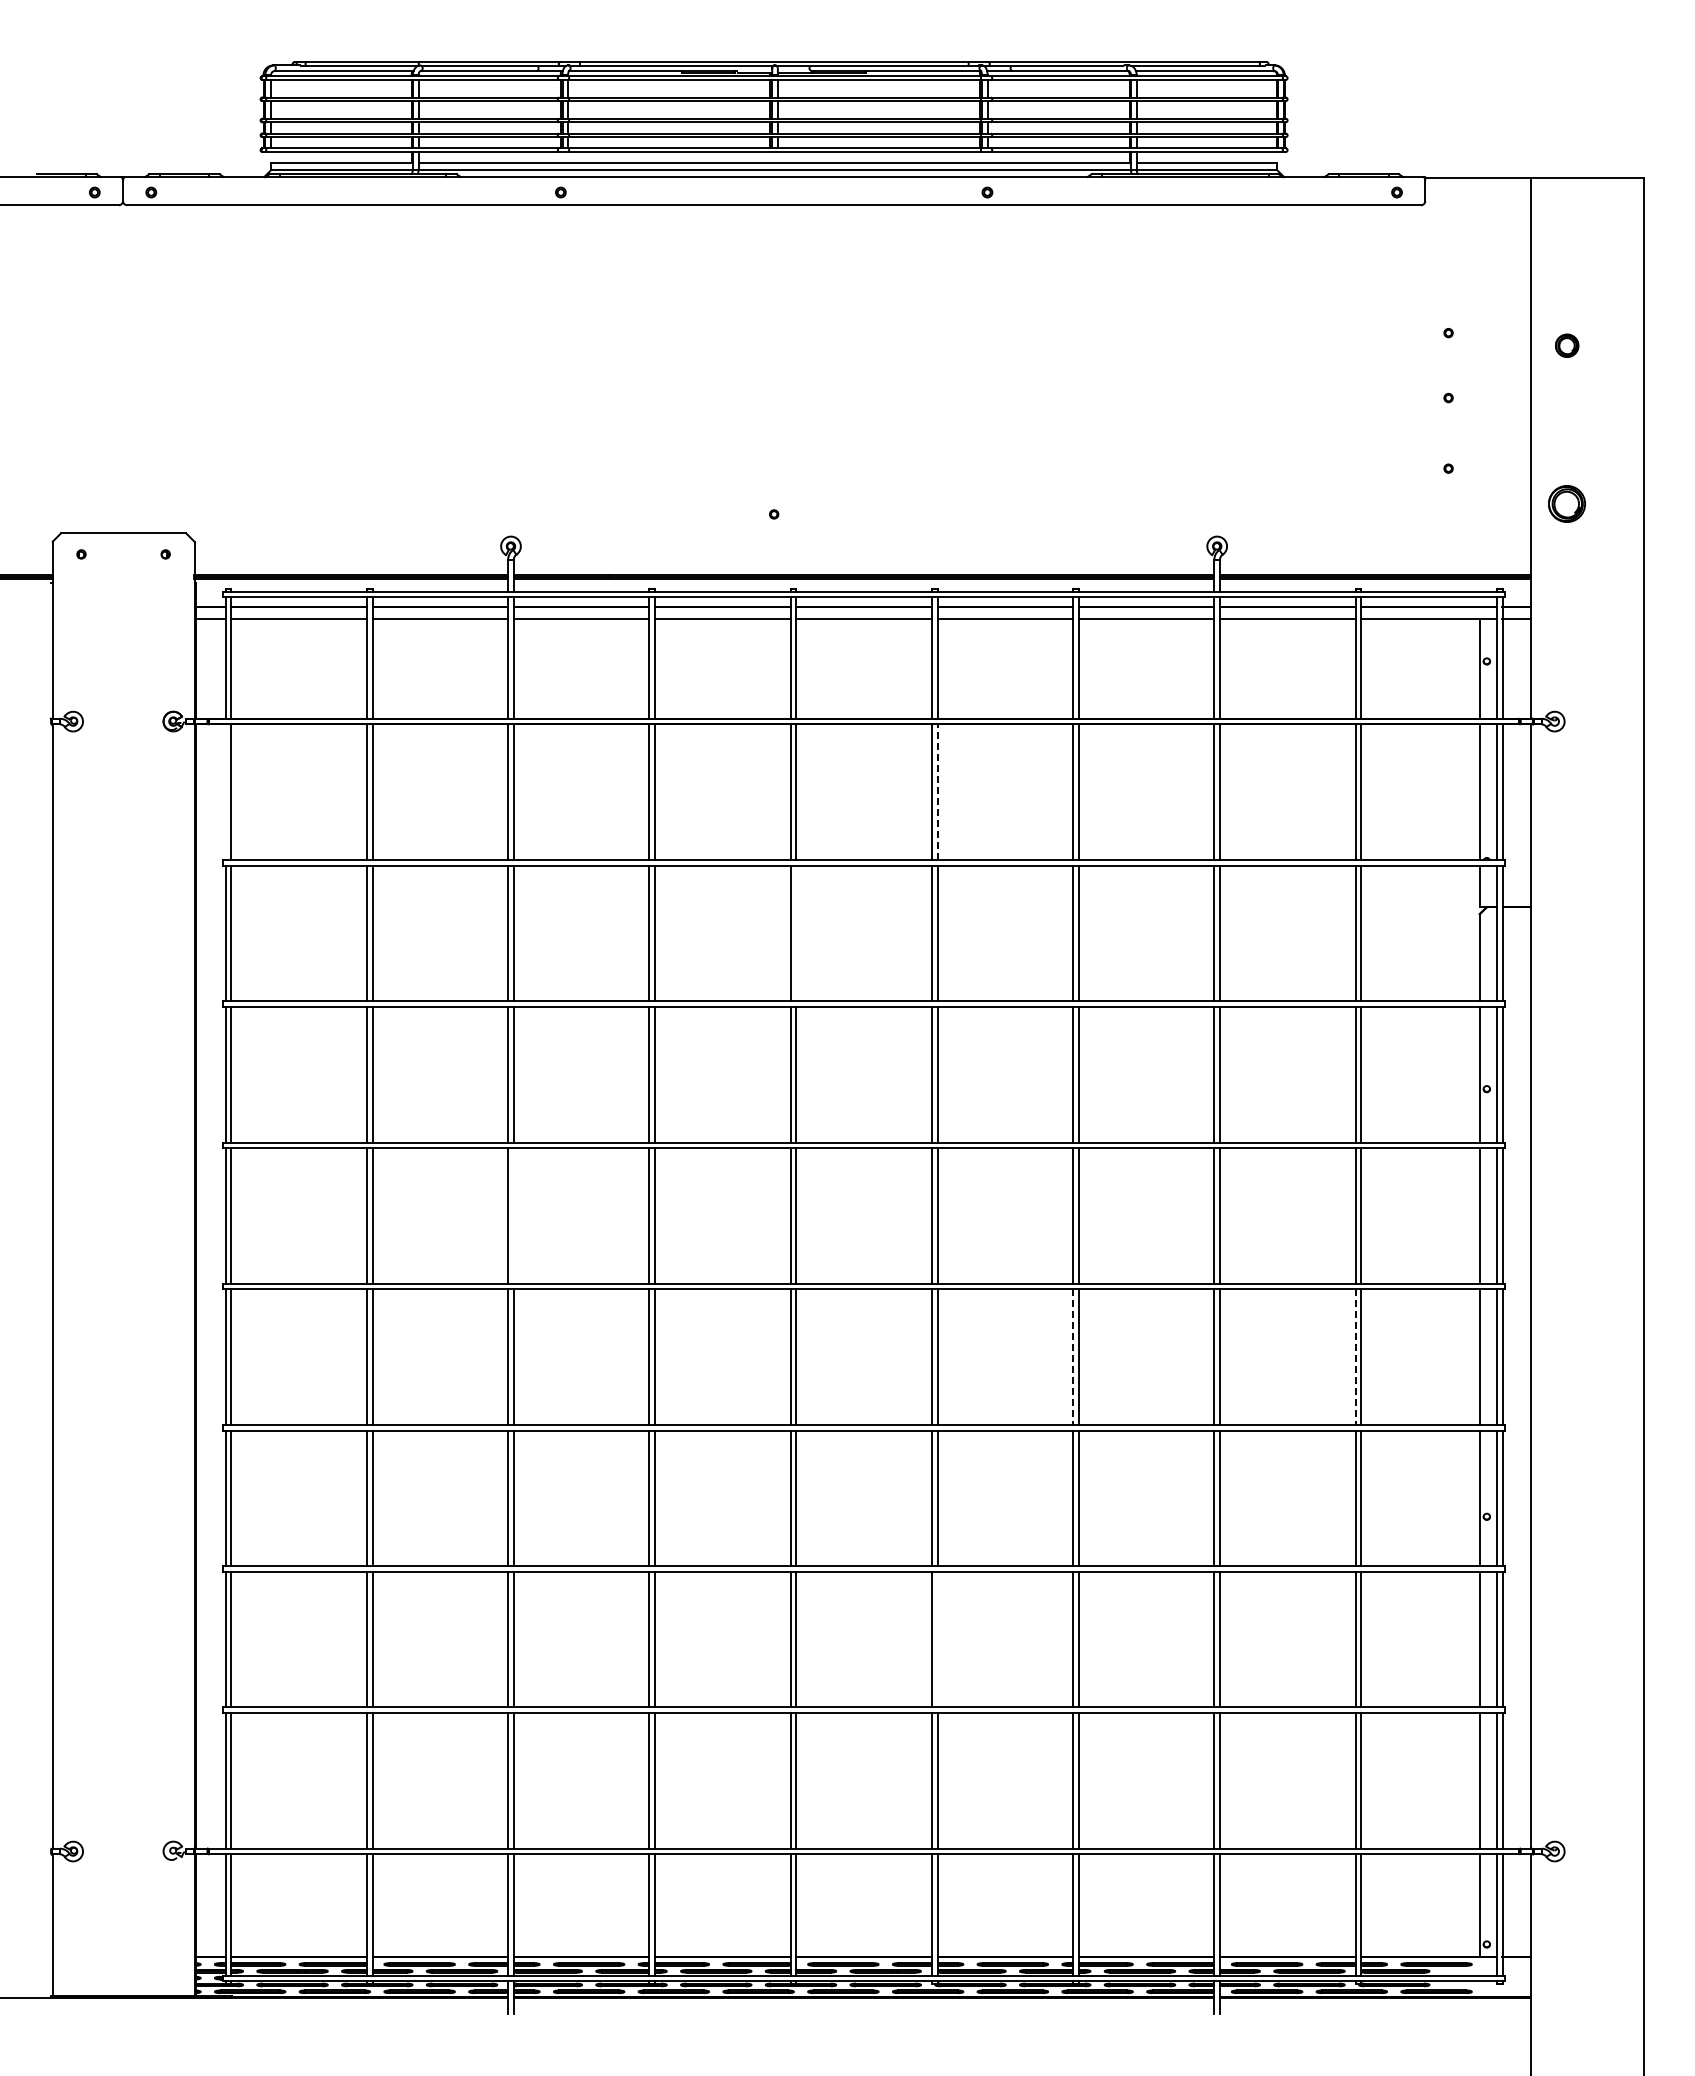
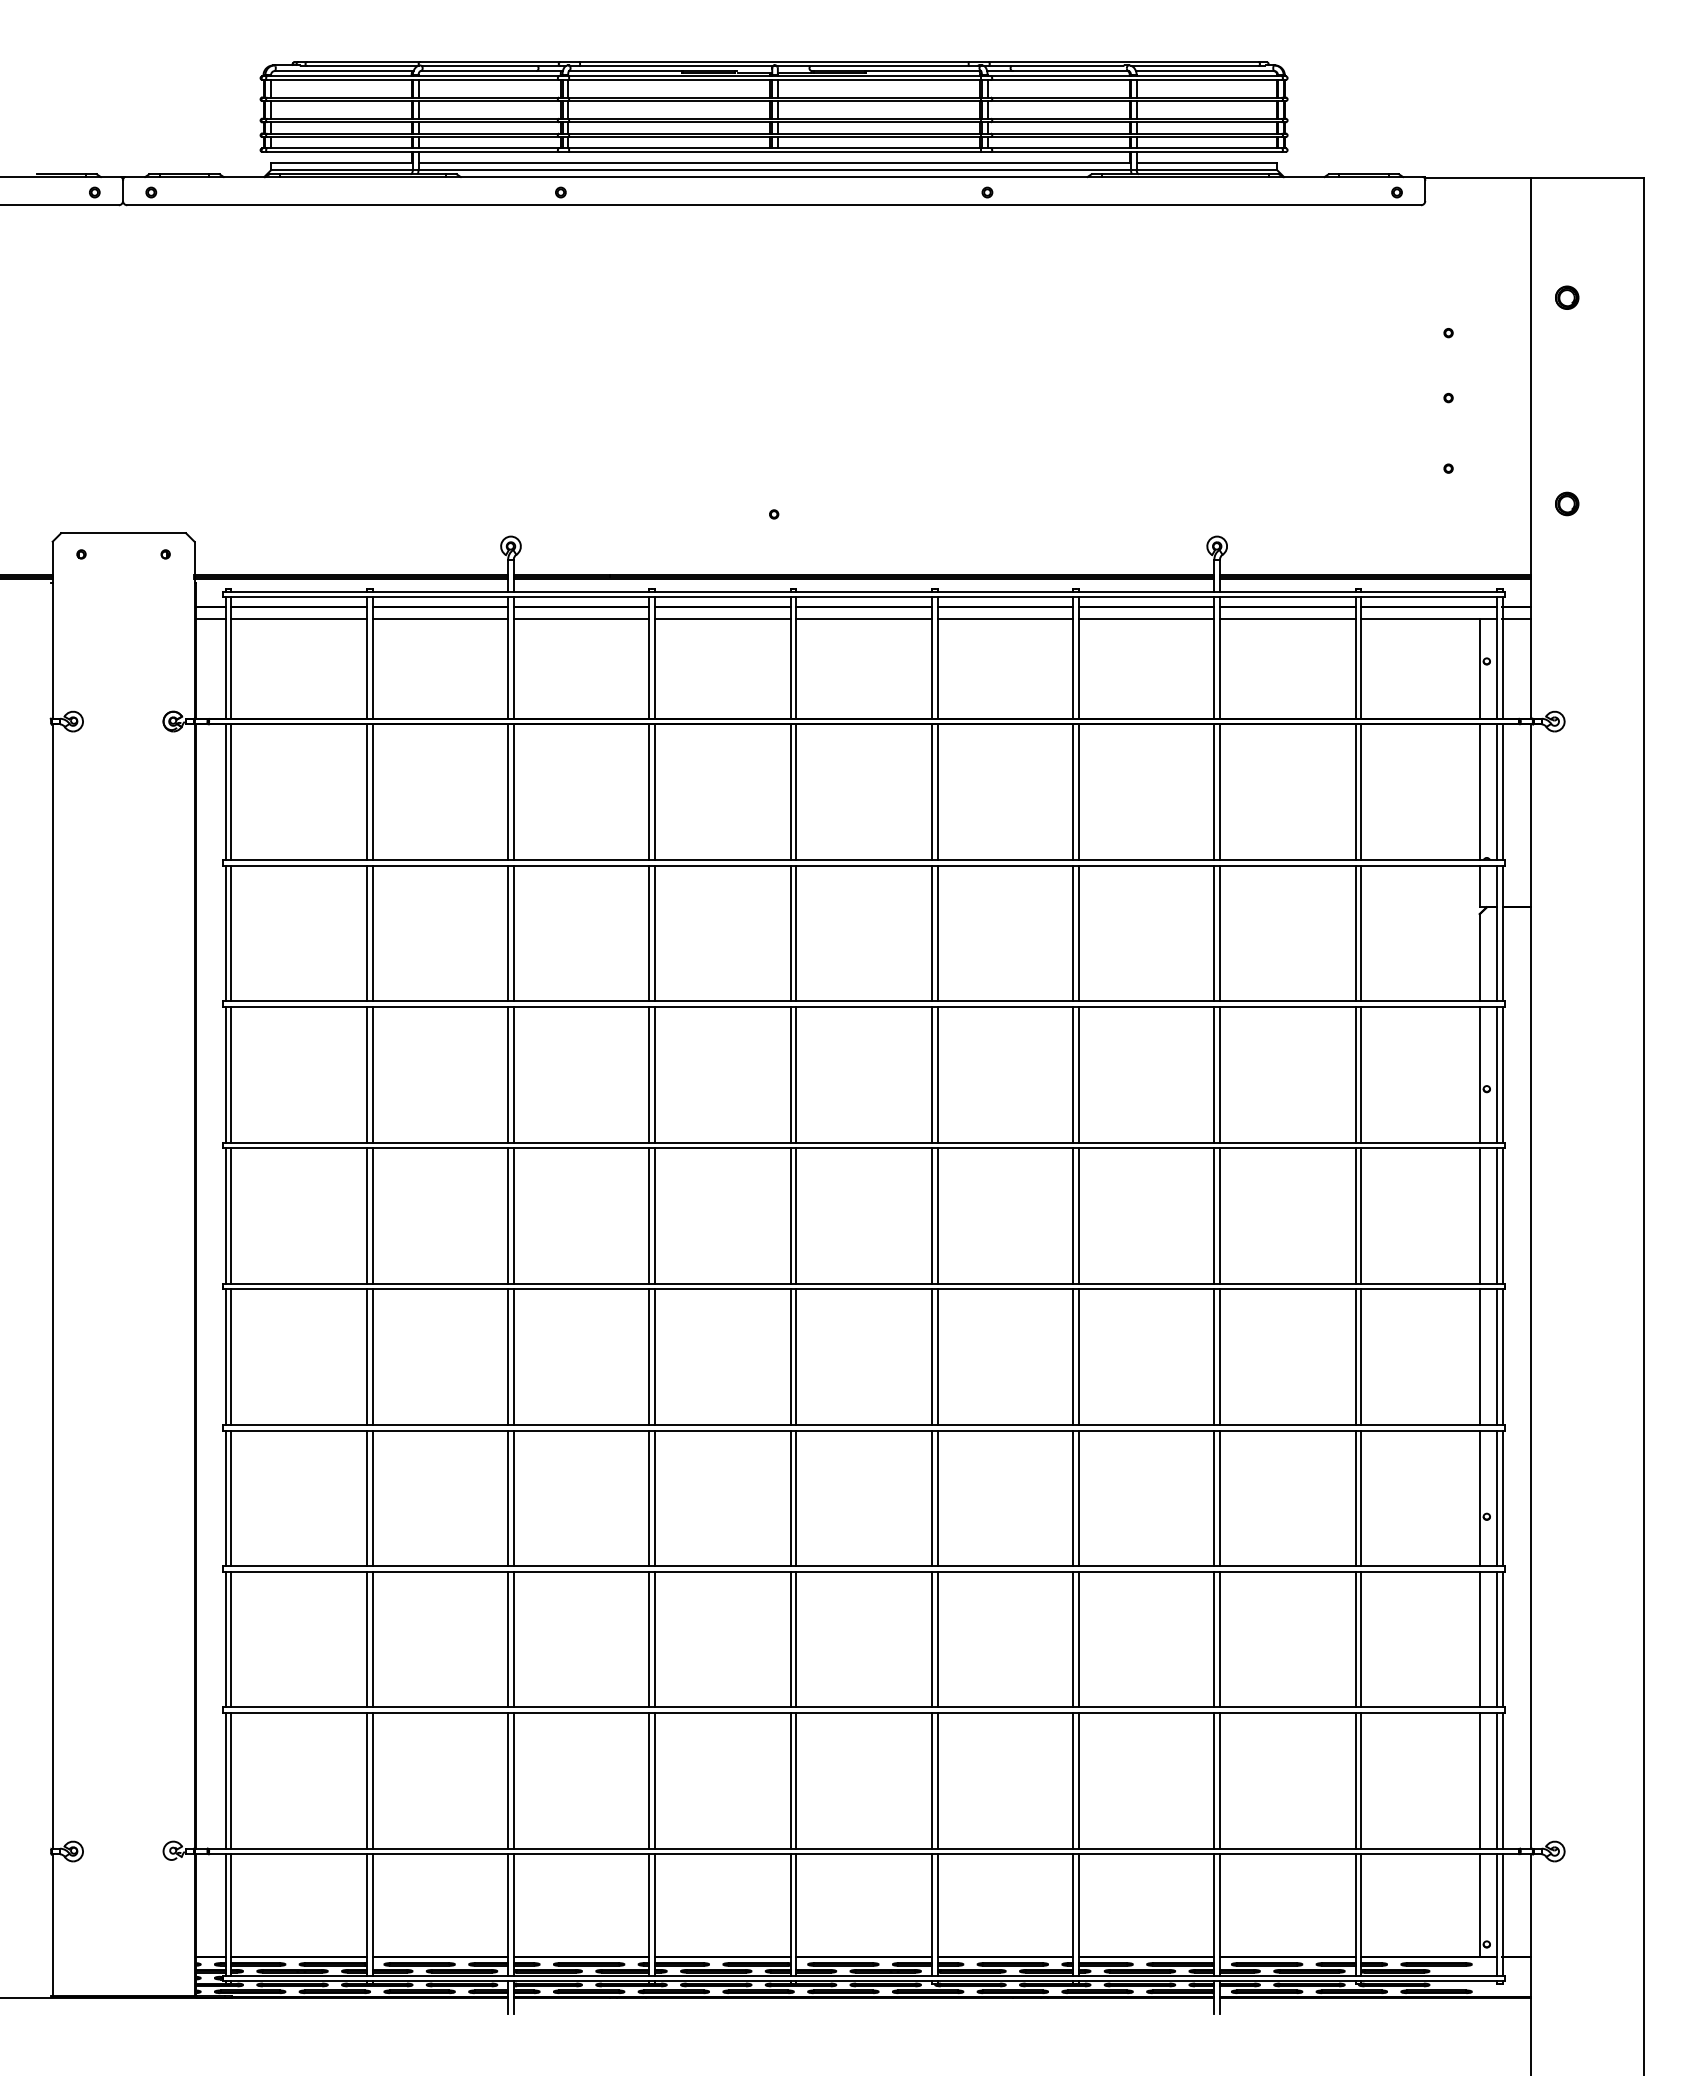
part position: (1567, 345) -> (1567, 297) (1567, 297)
part size: 38x38 px -> 25x26 px (1567, 503)
line: none -> present (225, 792)
line: dashed -> solid (937, 792)
line: none -> present (796, 933)
line: none -> present (513, 1215)
line: dashed -> solid (1073, 1357)
line: dashed -> solid (1355, 1357)
line: none -> present (937, 1639)
